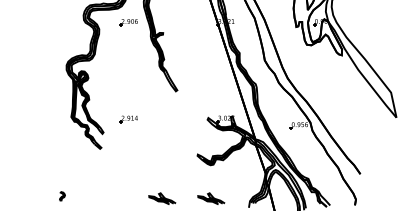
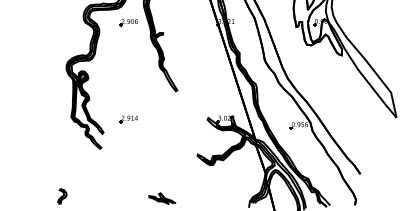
part size: 7x11 px -> 11x17 px (62, 196)
part: present -> none (211, 198)
